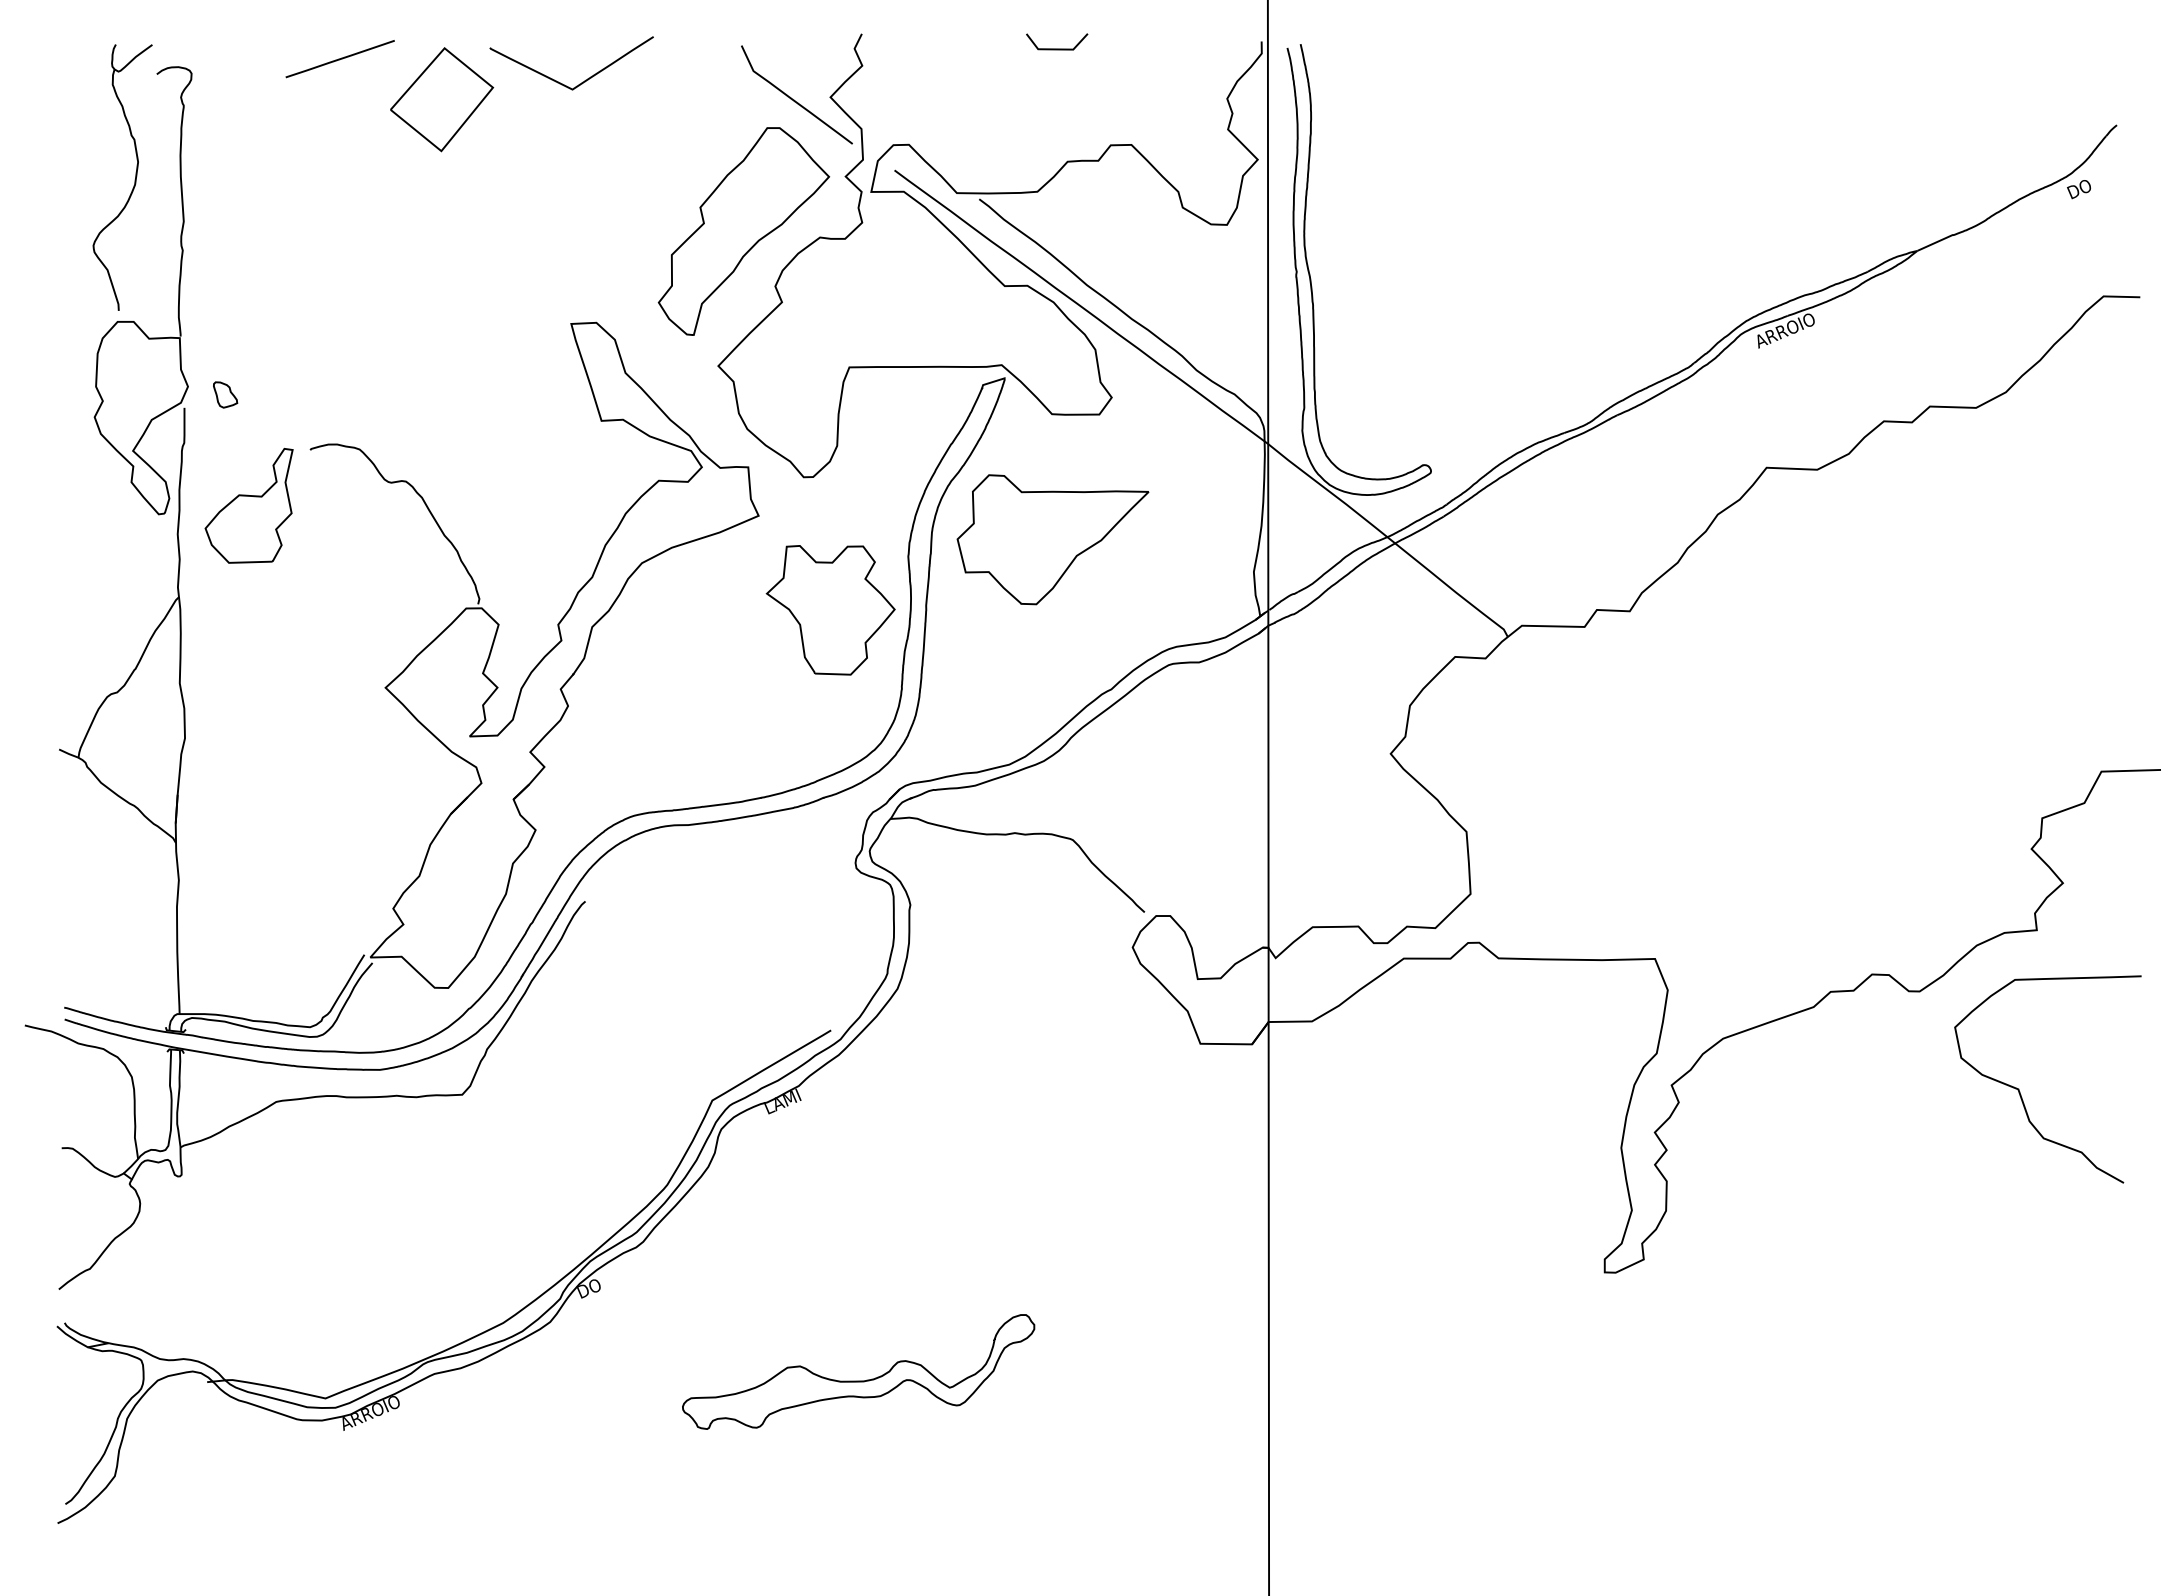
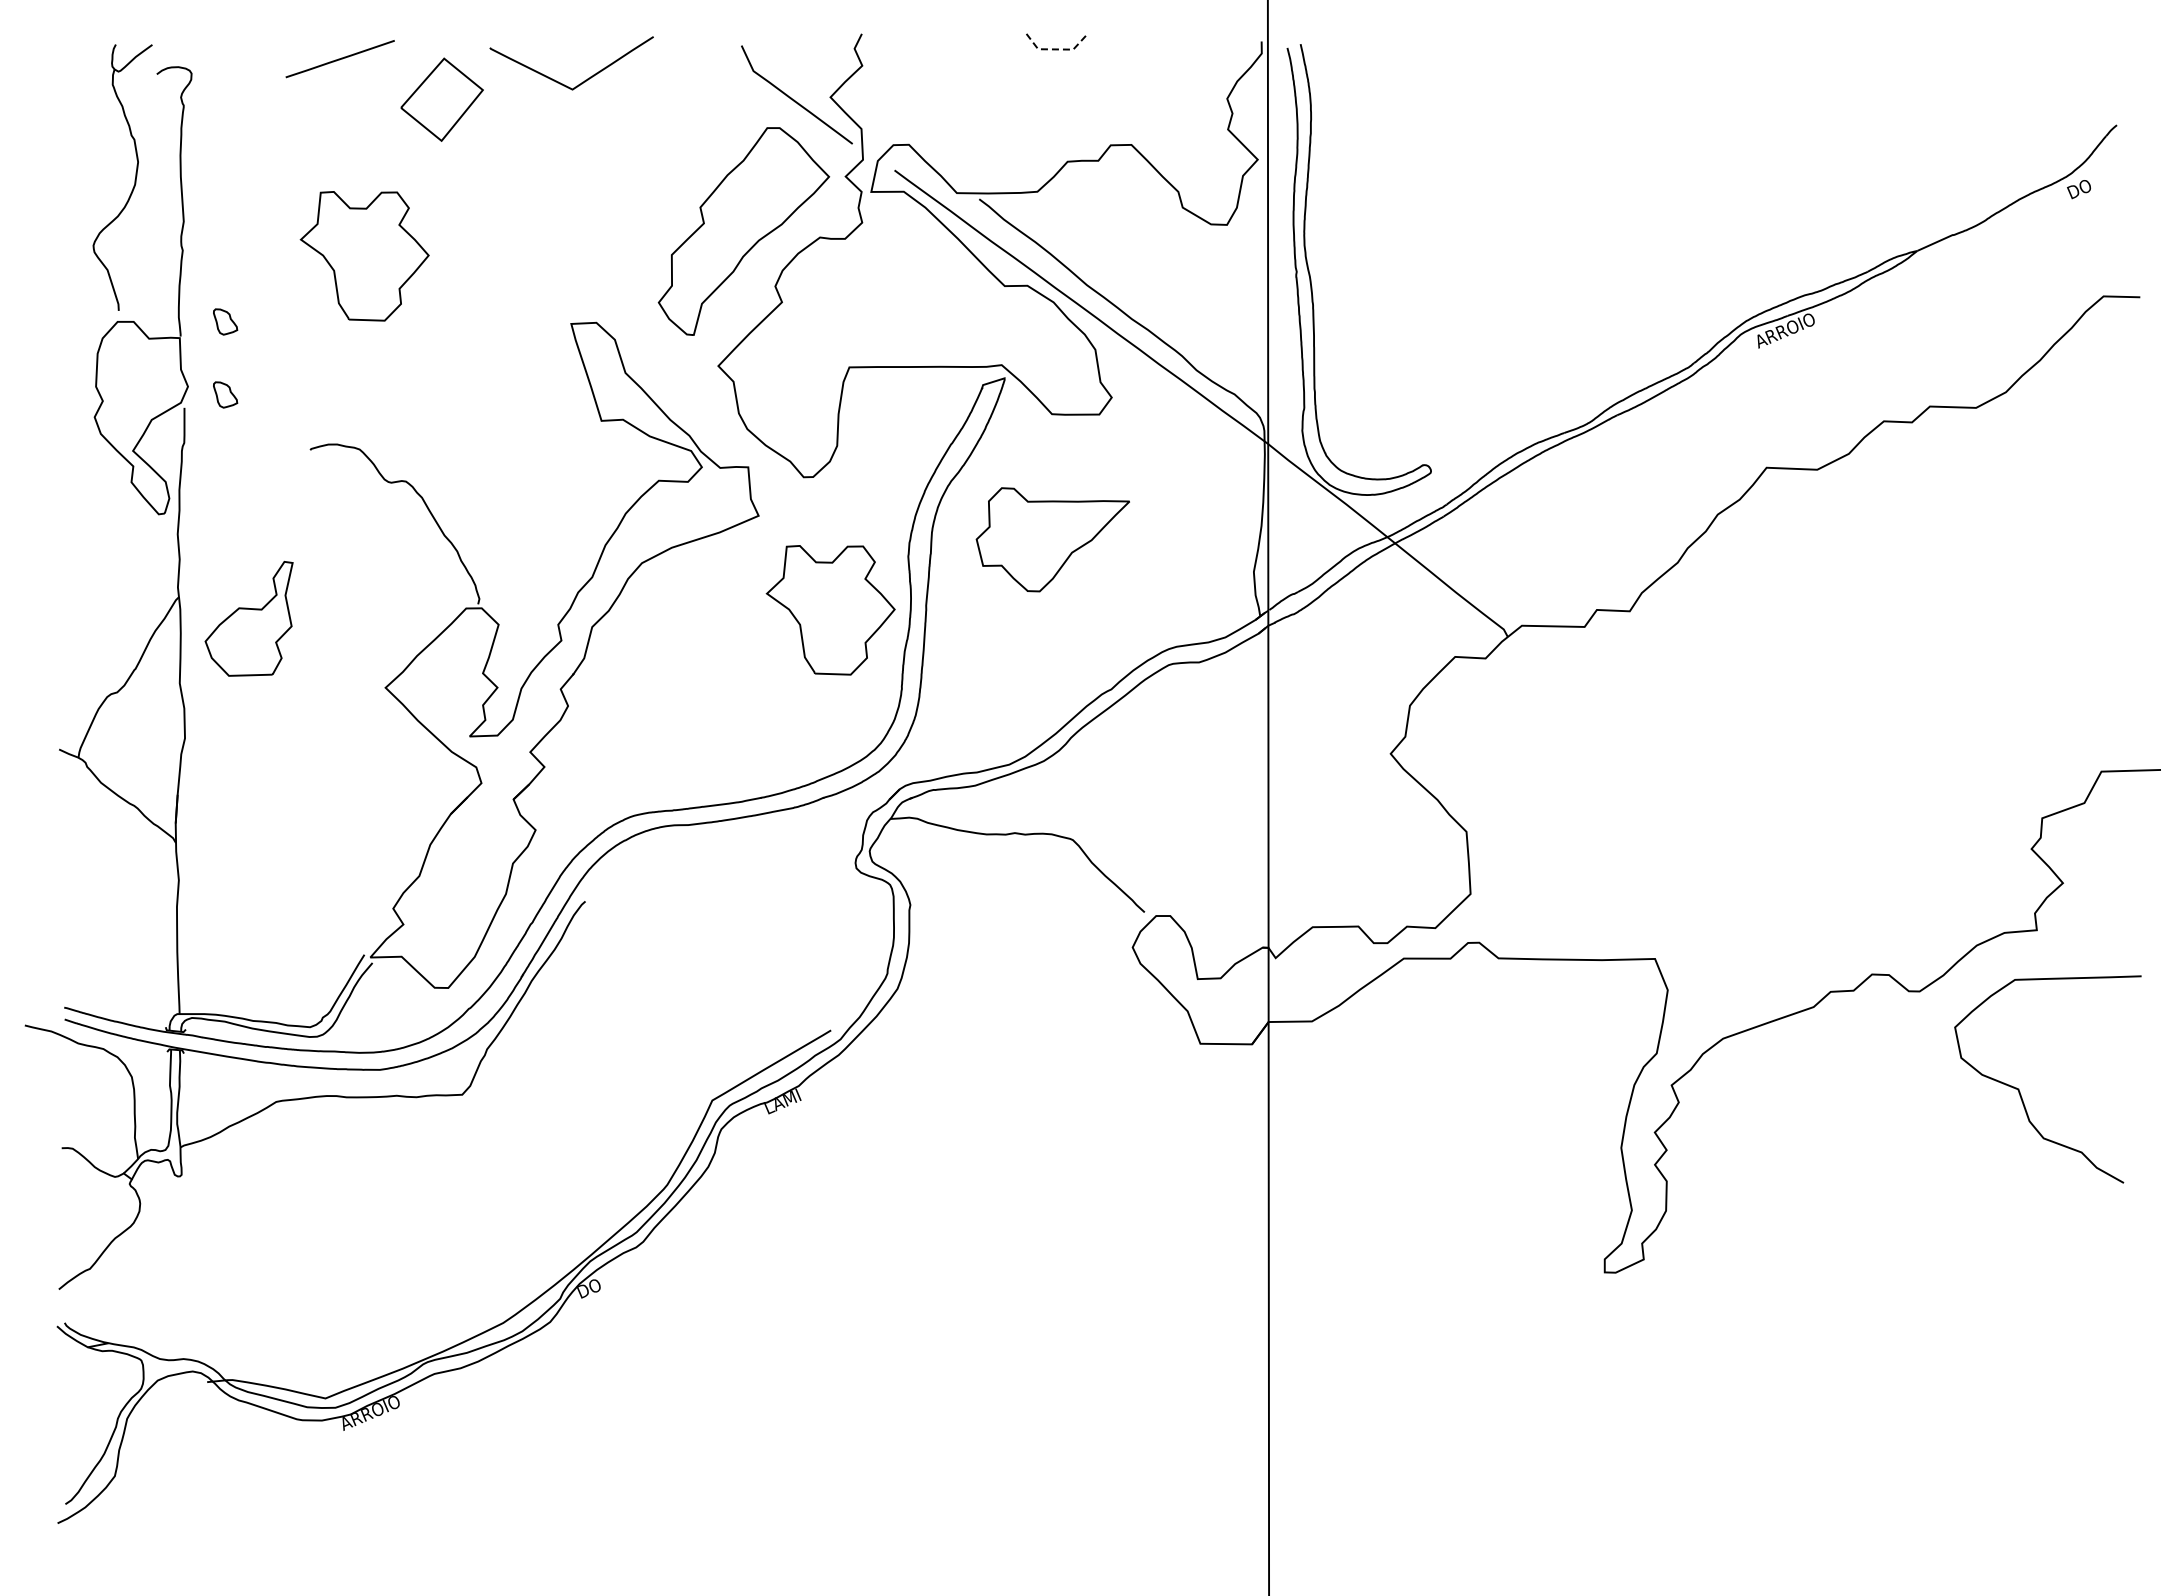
line: solid -> dashed (1056, 49)
part size: 105x106 px -> 84x85 px (441, 99)
part: none -> present (364, 256)
part: none -> present (225, 321)
part position: (248, 505) -> (248, 618) (248, 618)
part size: 194x132 px -> 155x106 px (1052, 539)
part: present -> none (858, 1380)
